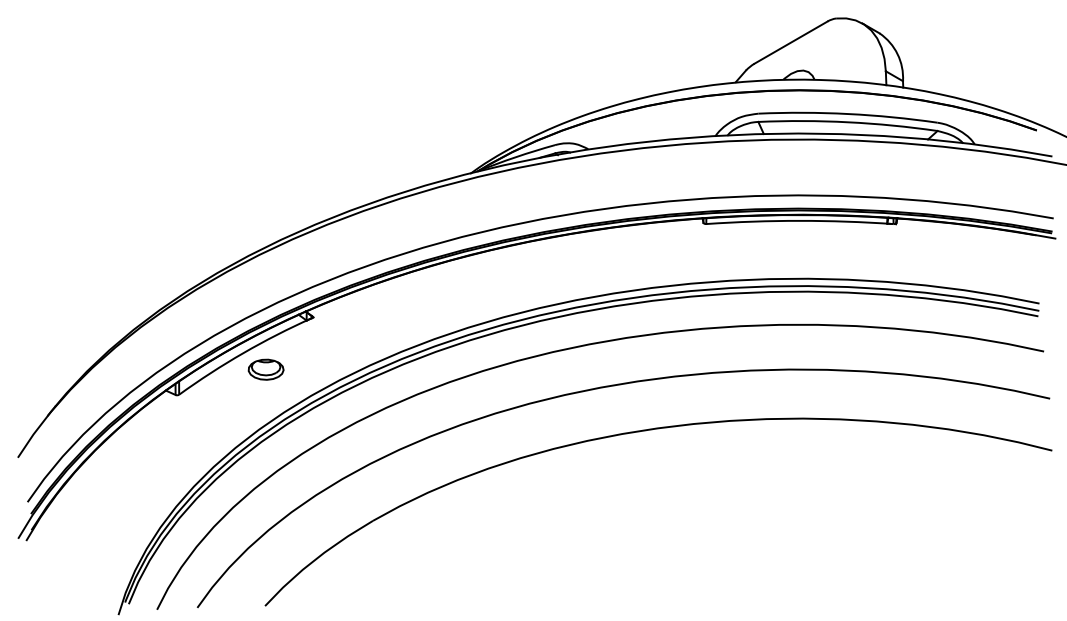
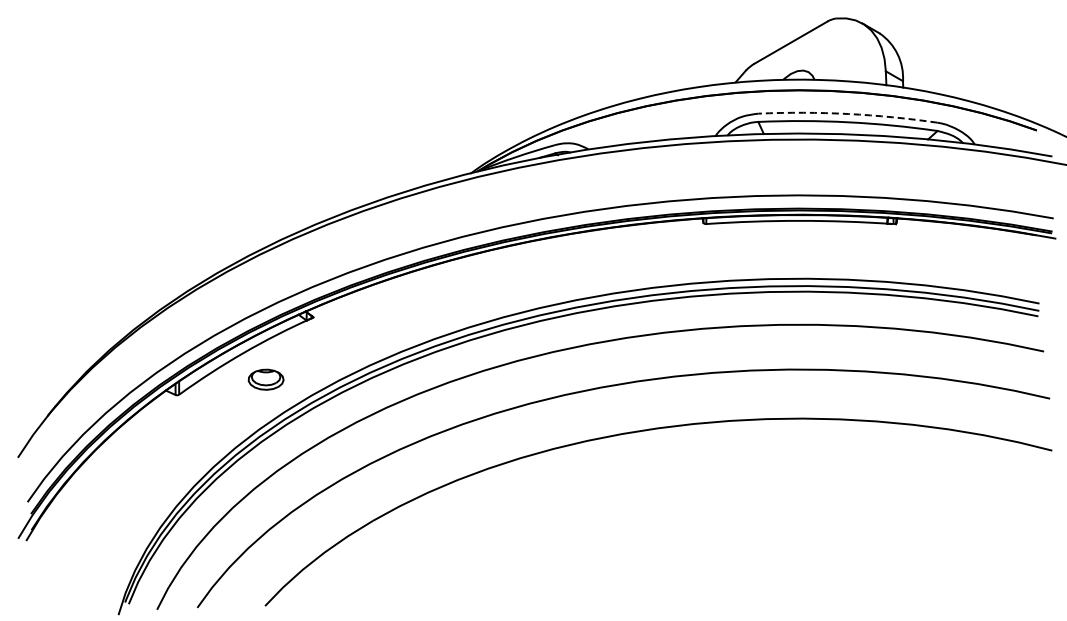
arc: solid -> dashed (848, 114)
part position: (265, 369) -> (265, 379) (265, 379)
